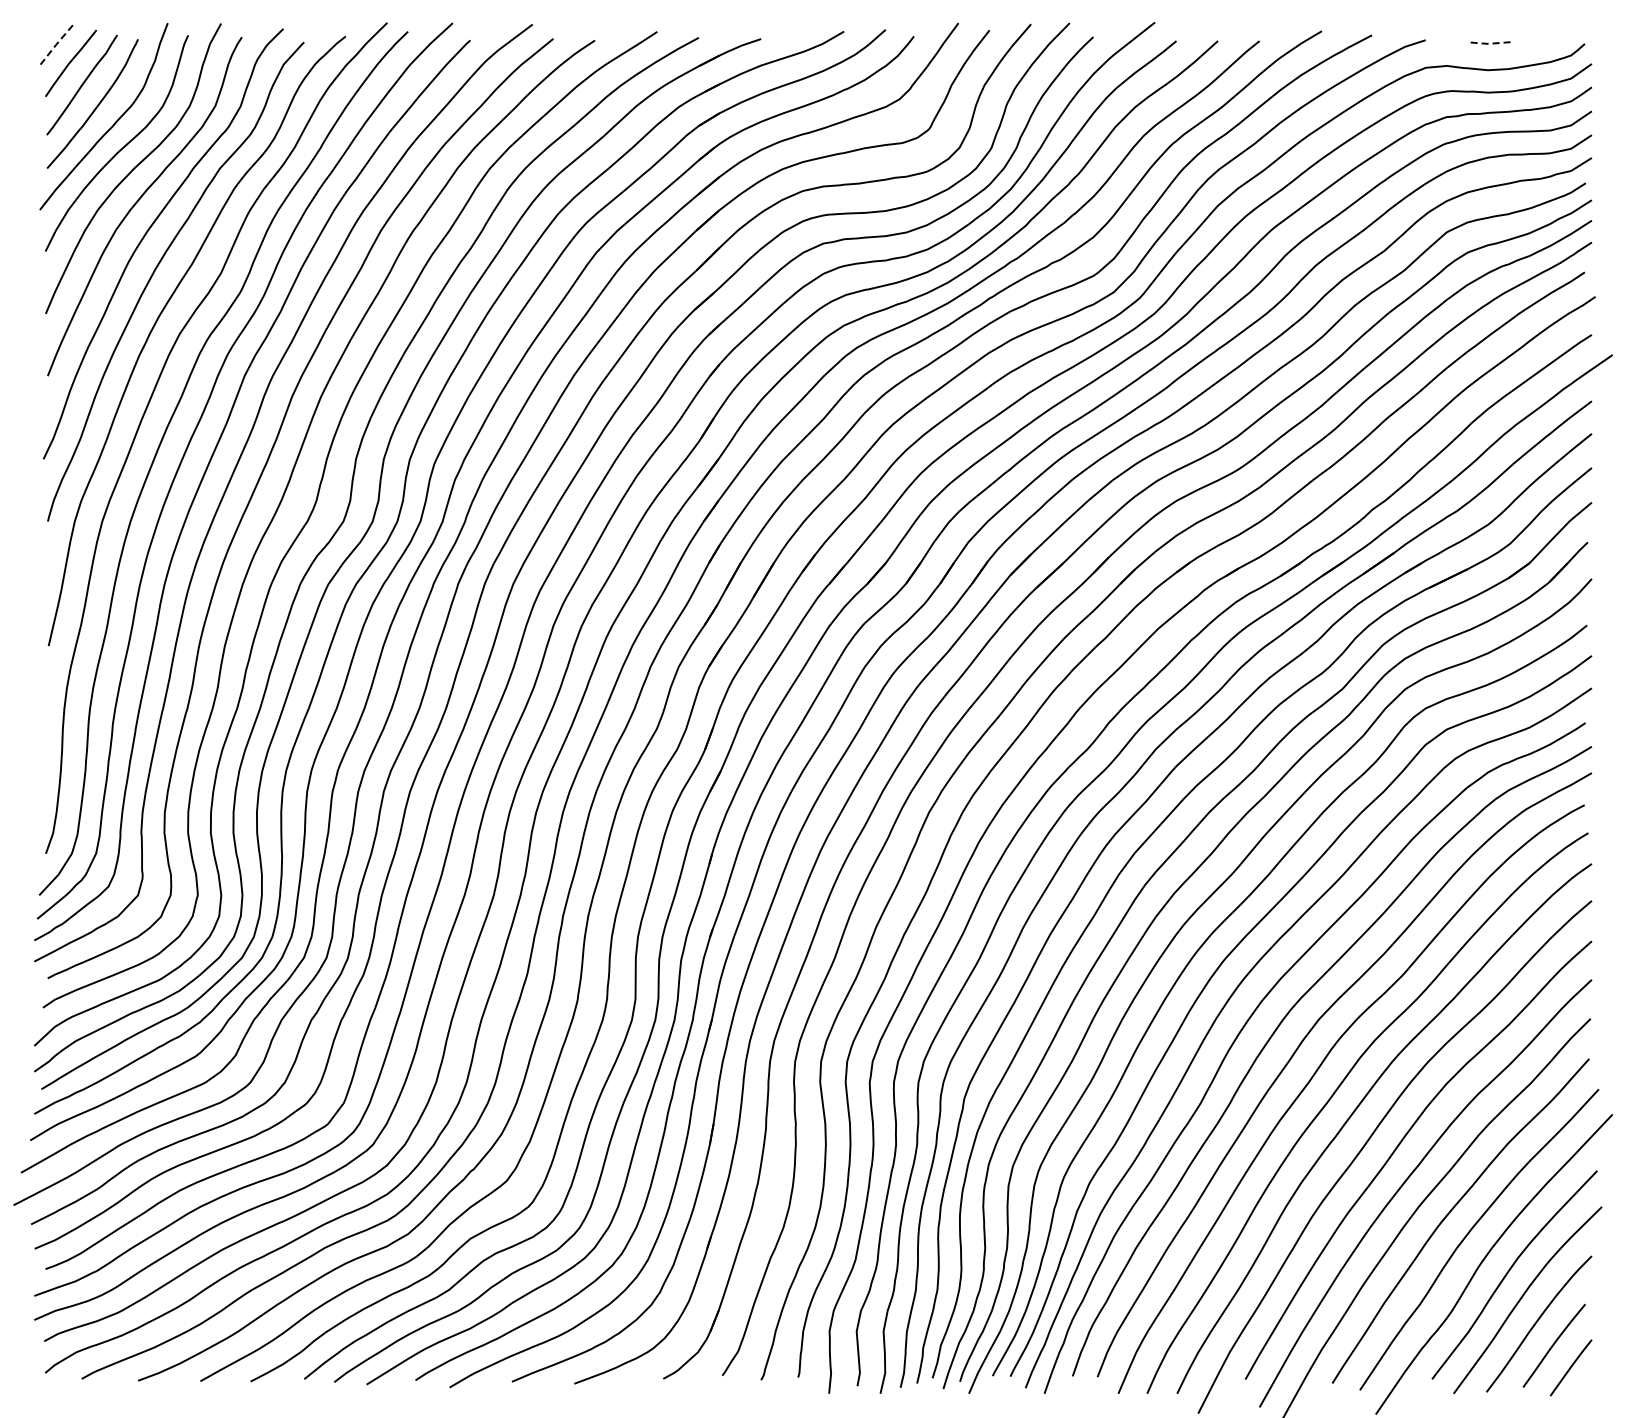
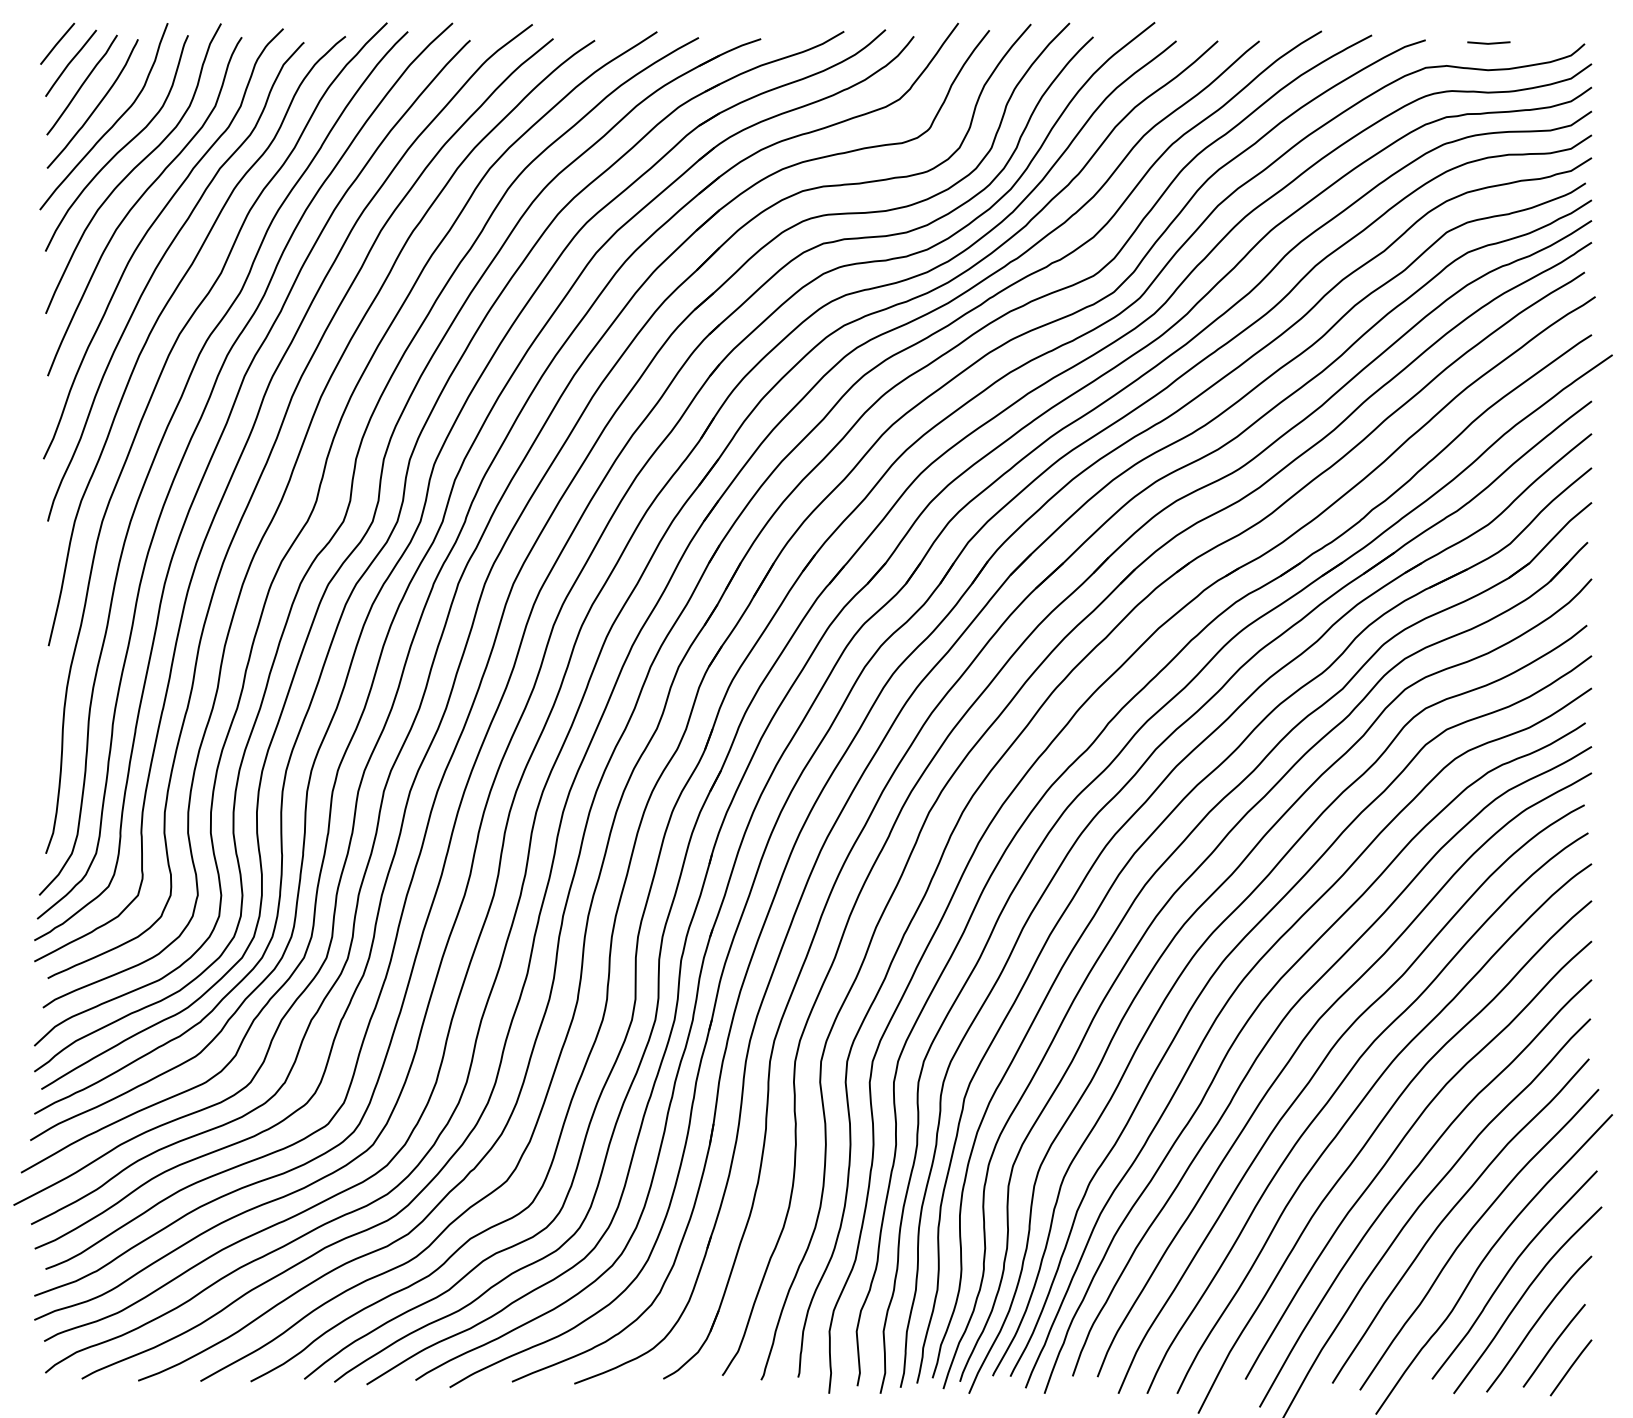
line: dashed -> solid (1488, 43)
line: dashed -> solid (56, 44)
